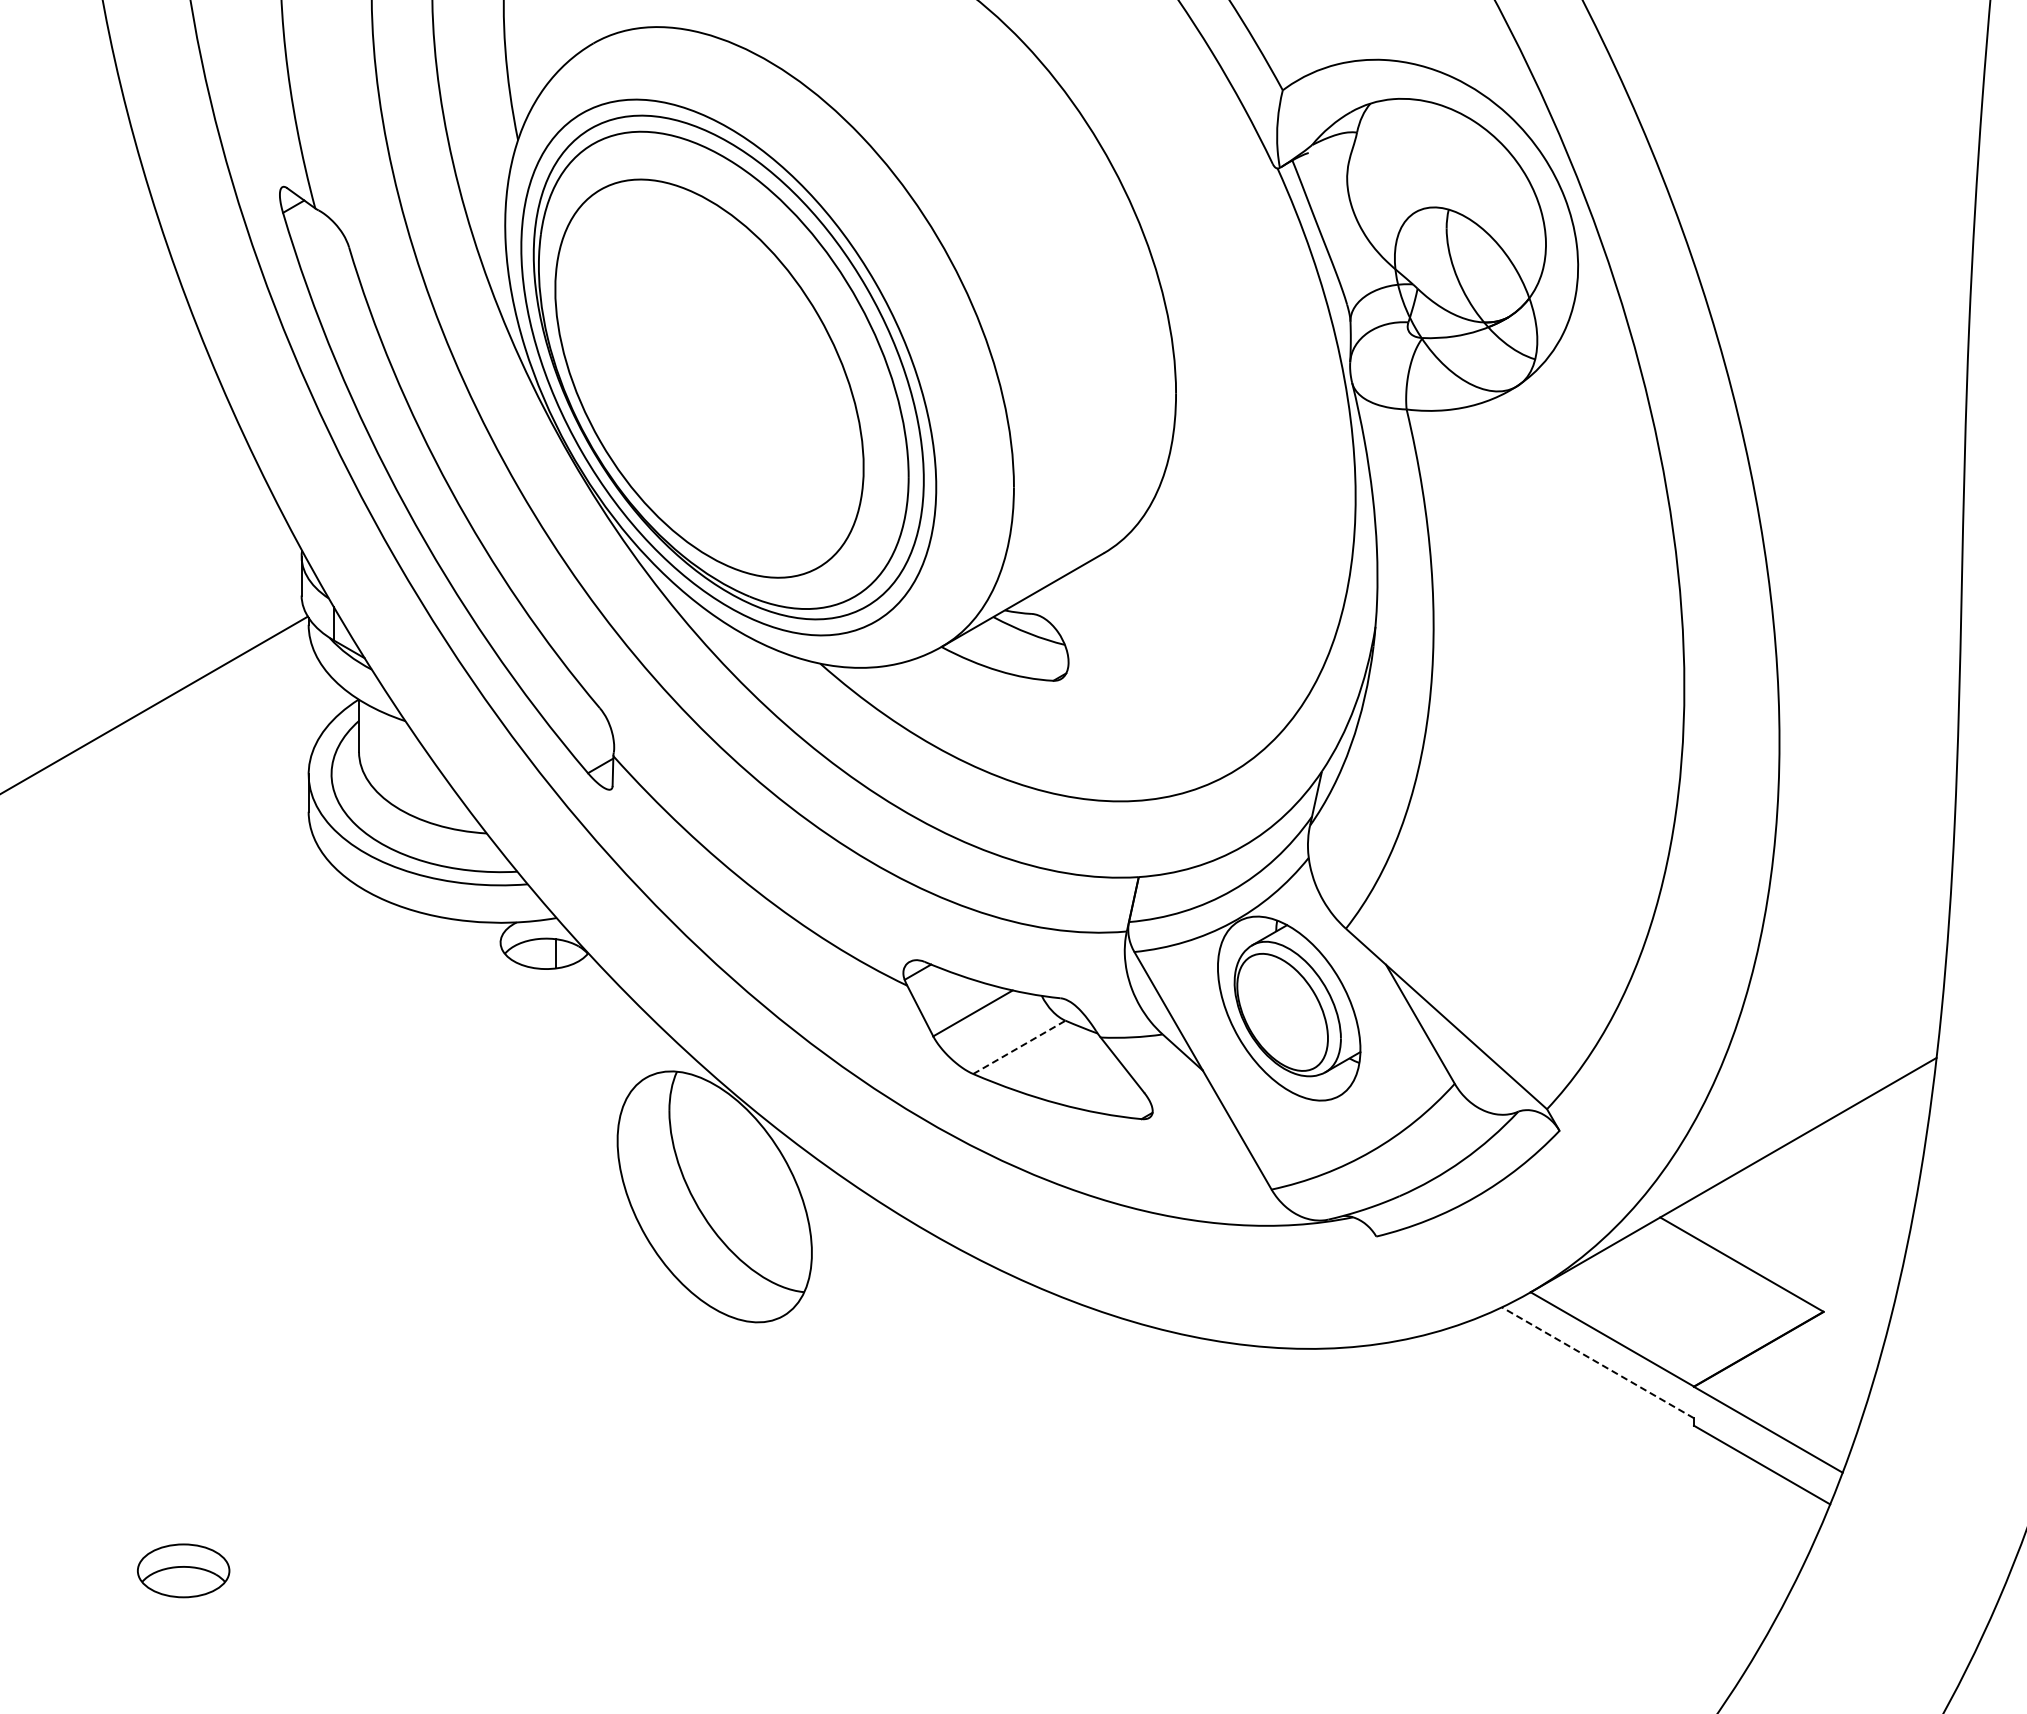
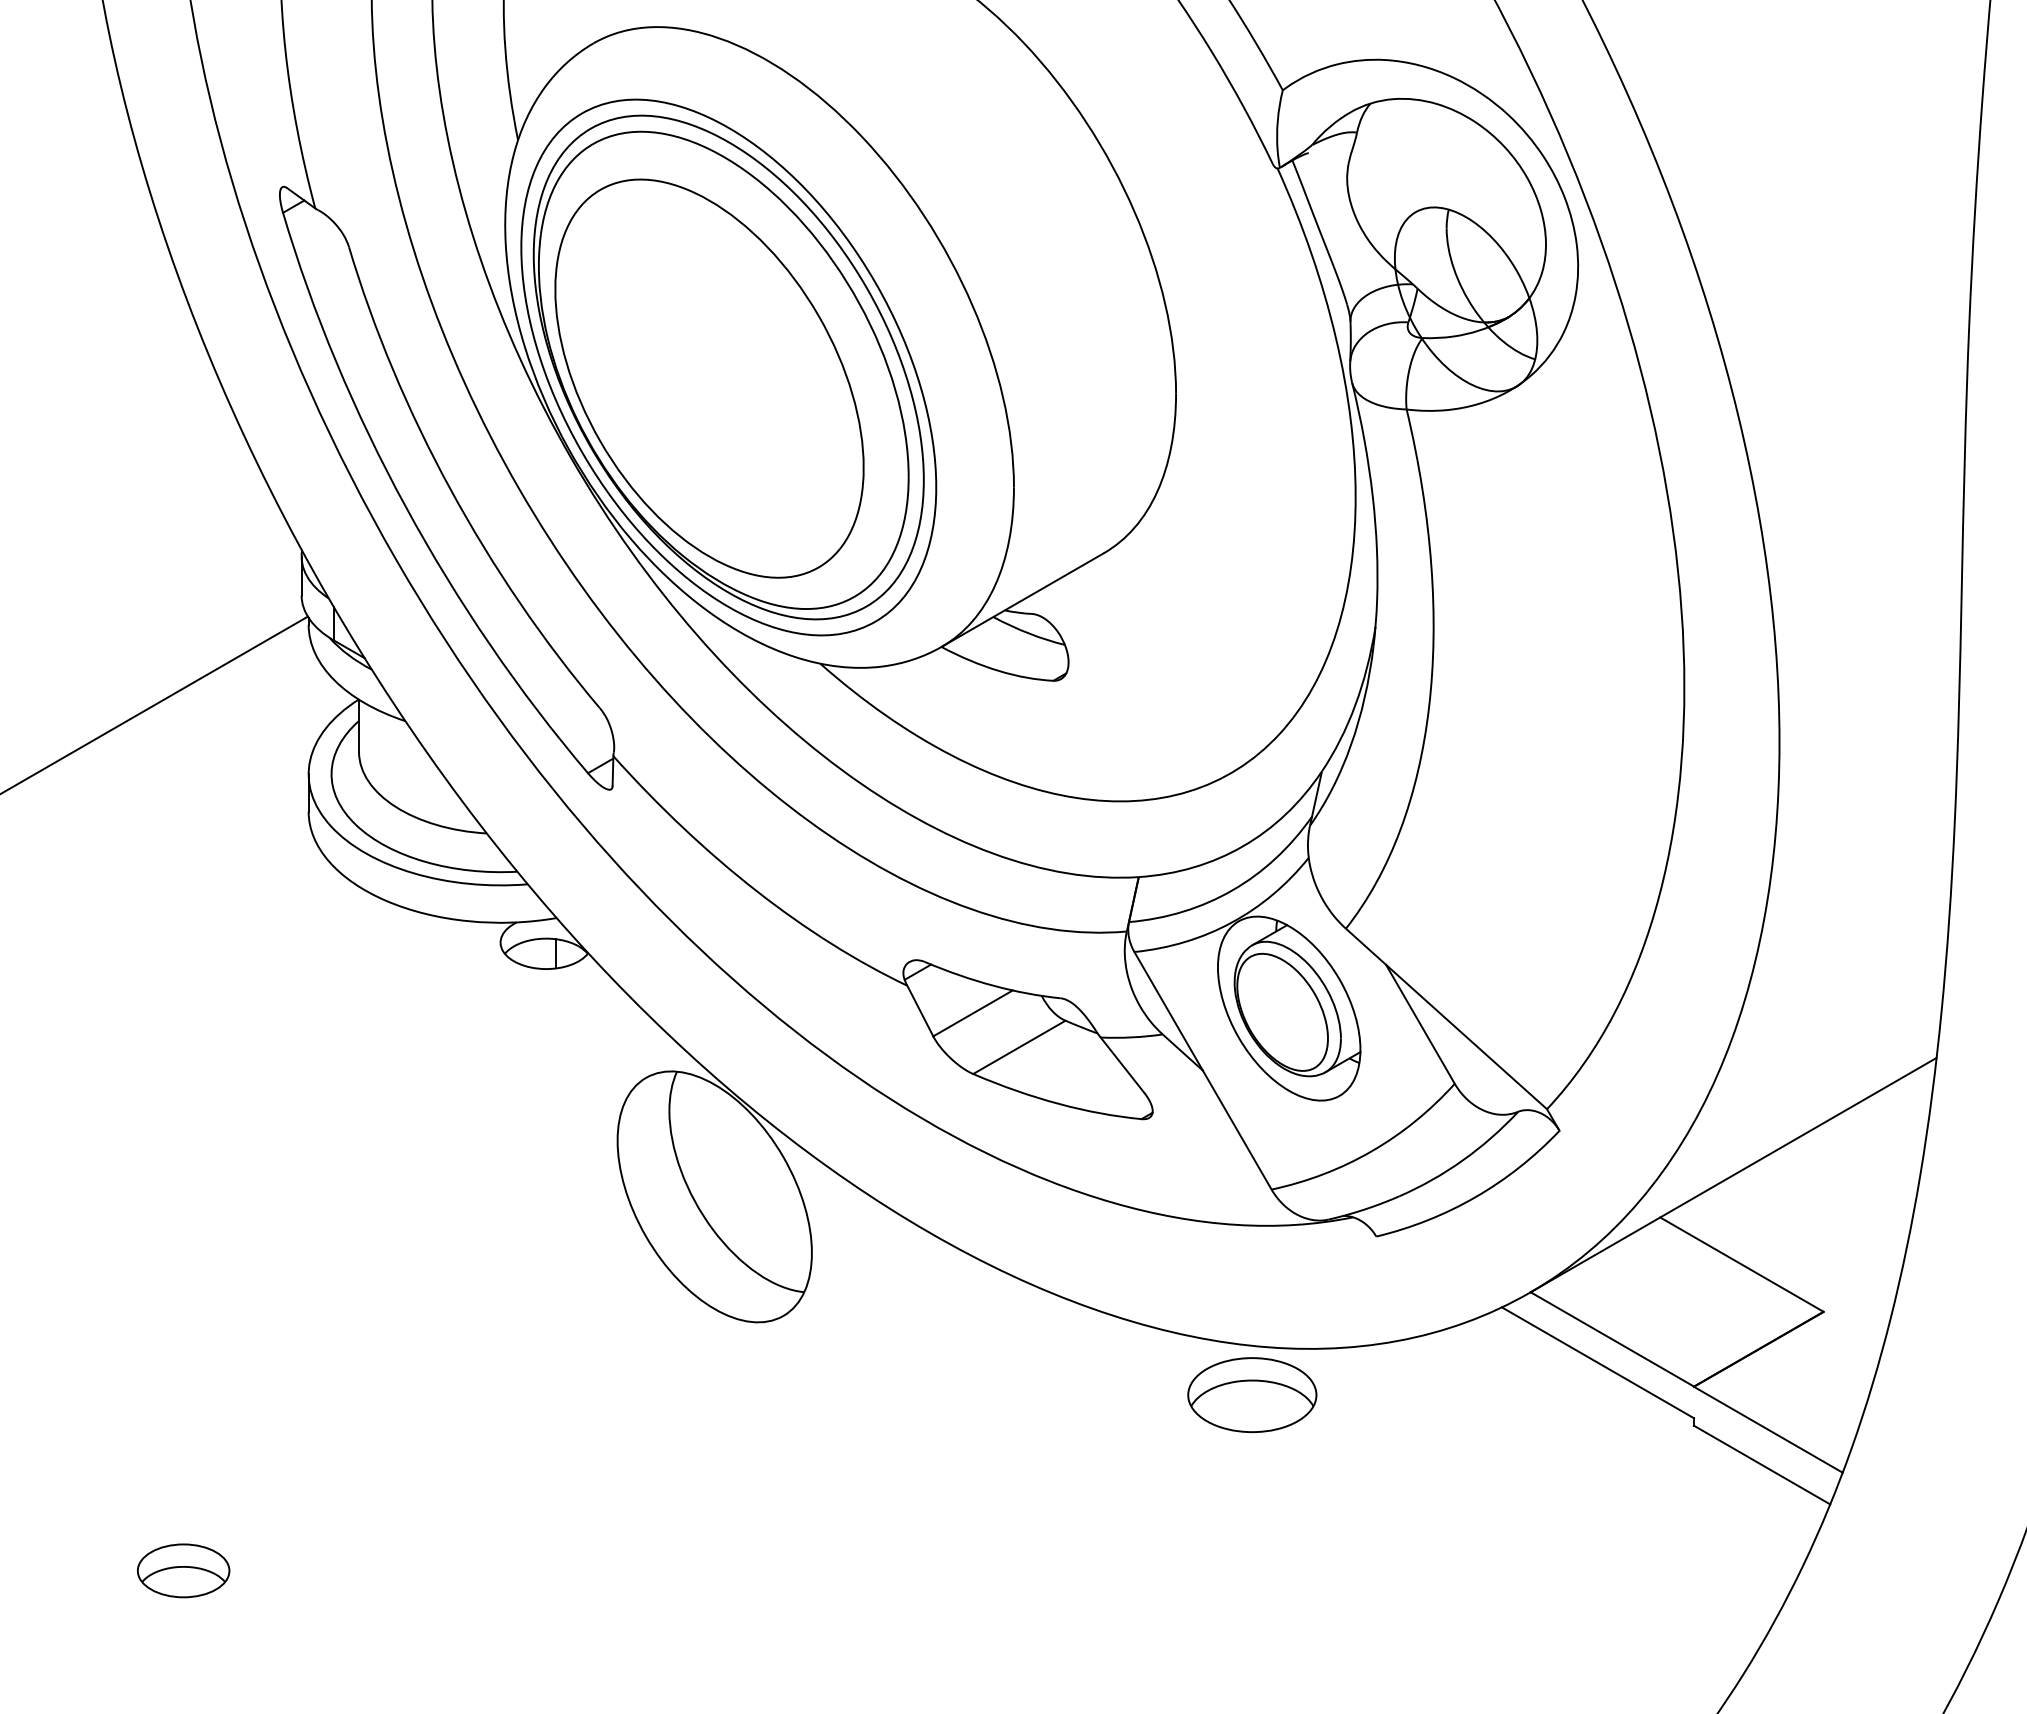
line: dashed -> solid (1019, 1047)
line: dashed -> solid (1597, 1362)
part: none -> present (1252, 1394)
